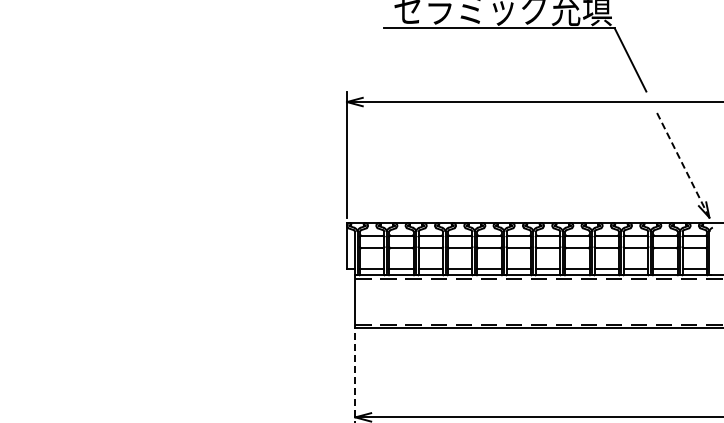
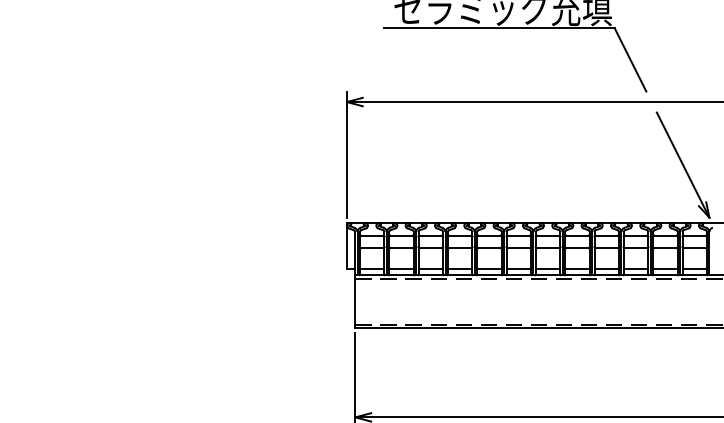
line: dashed -> solid (683, 165)
line: dashed -> solid (355, 378)
